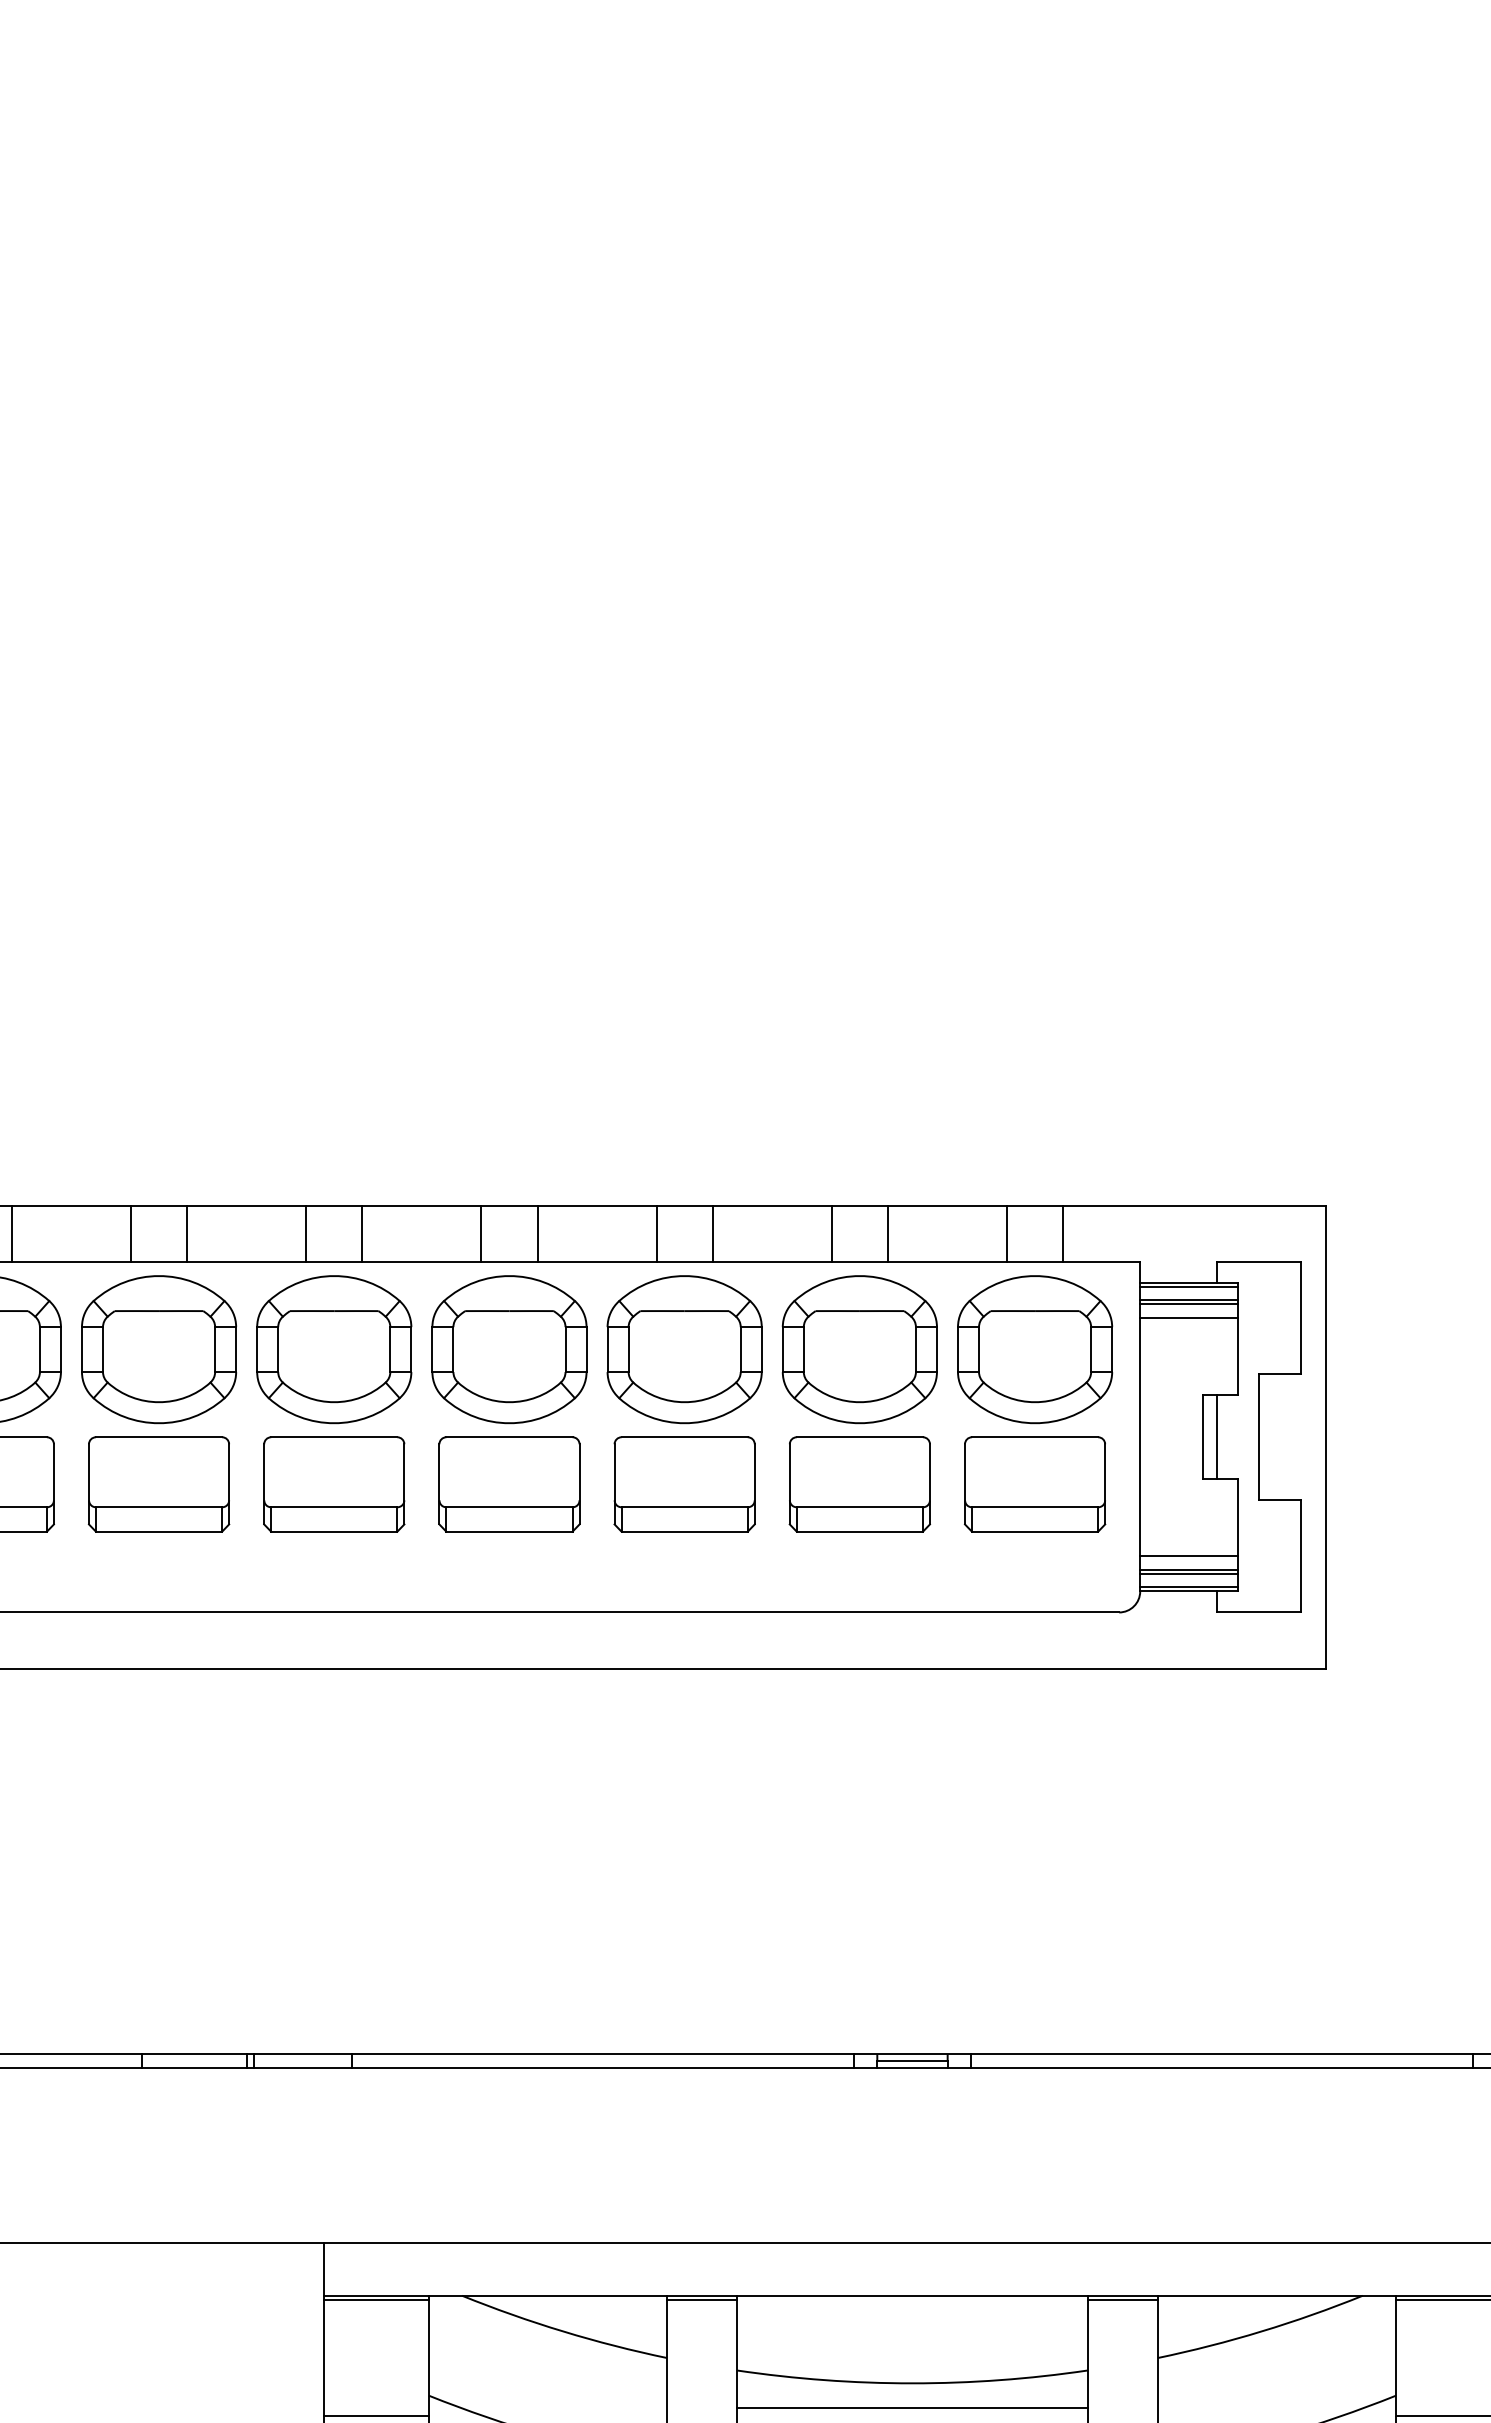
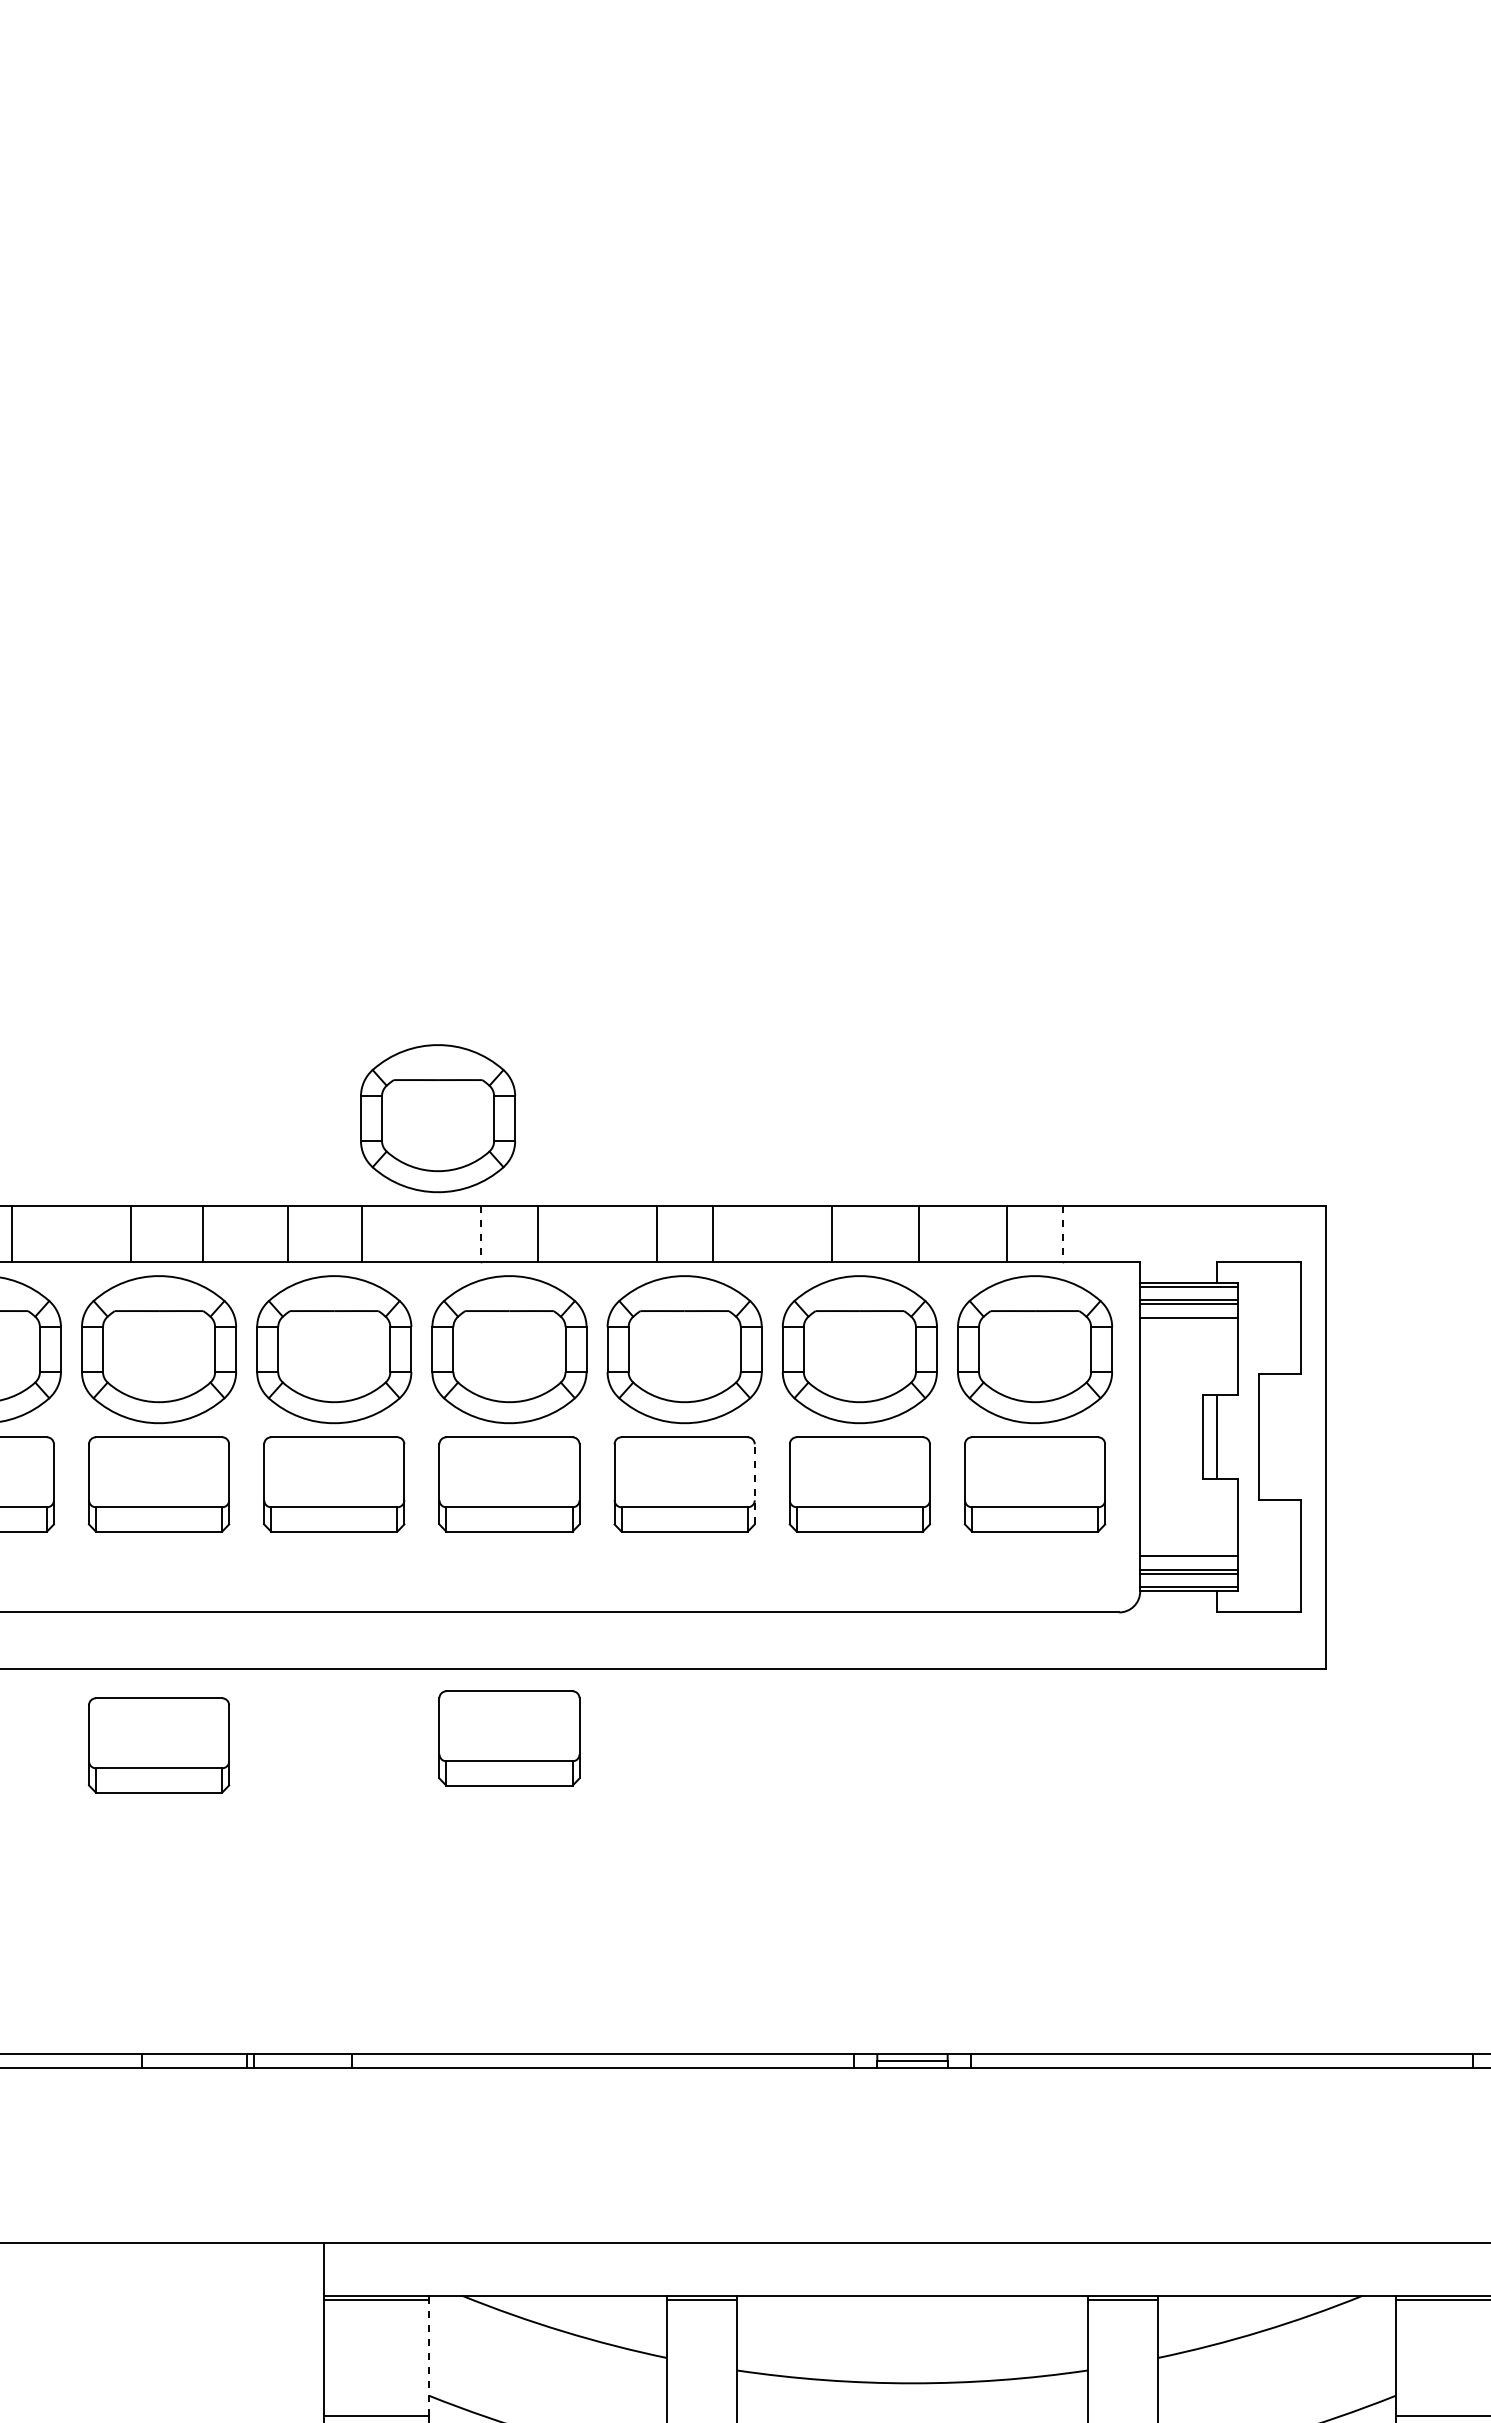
part: none -> present (438, 1118)
line position: (187, 1233) -> (203, 1233) (203, 1233)
line position: (306, 1233) -> (288, 1233) (288, 1233)
line position: (887, 1233) -> (918, 1233) (918, 1233)
line: solid -> dashed (481, 1234)
line: solid -> dashed (1063, 1234)
line: solid -> dashed (754, 1483)
part: none -> present (509, 1738)
part: none -> present (158, 1745)
line: solid -> dashed (428, 2357)
line: present -> none (912, 2407)
